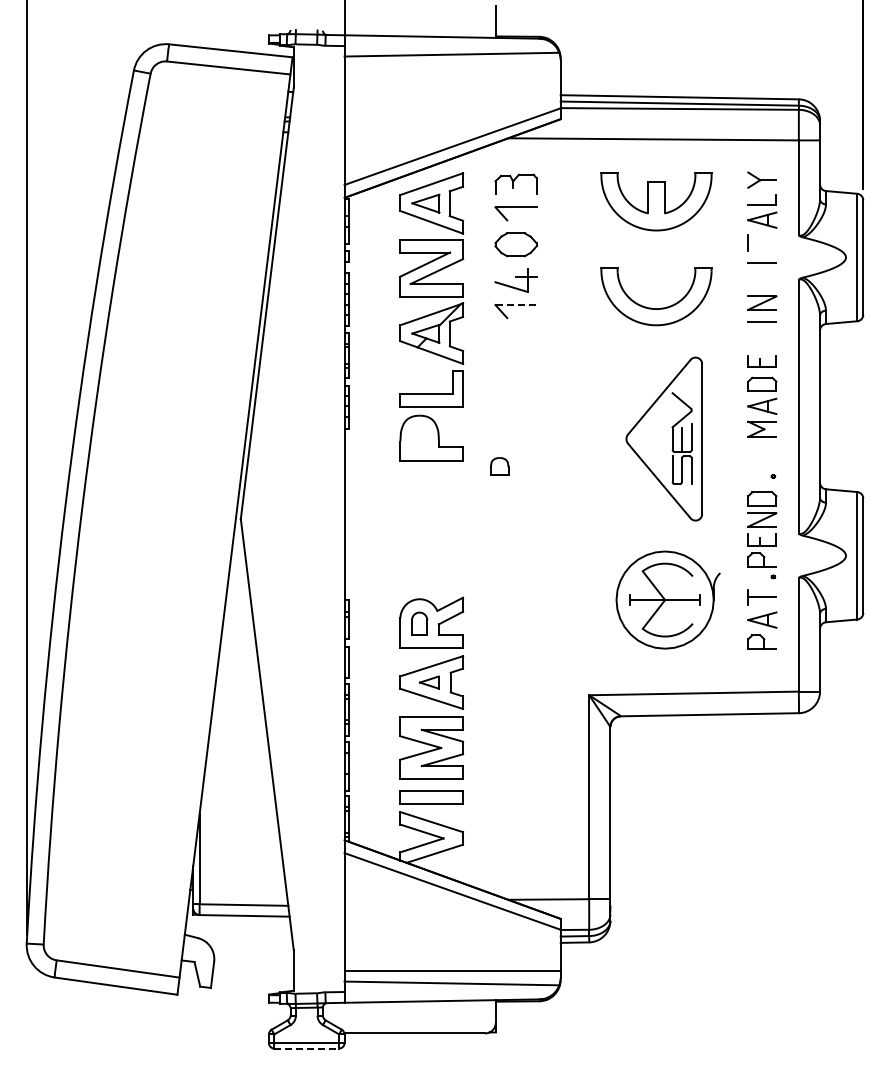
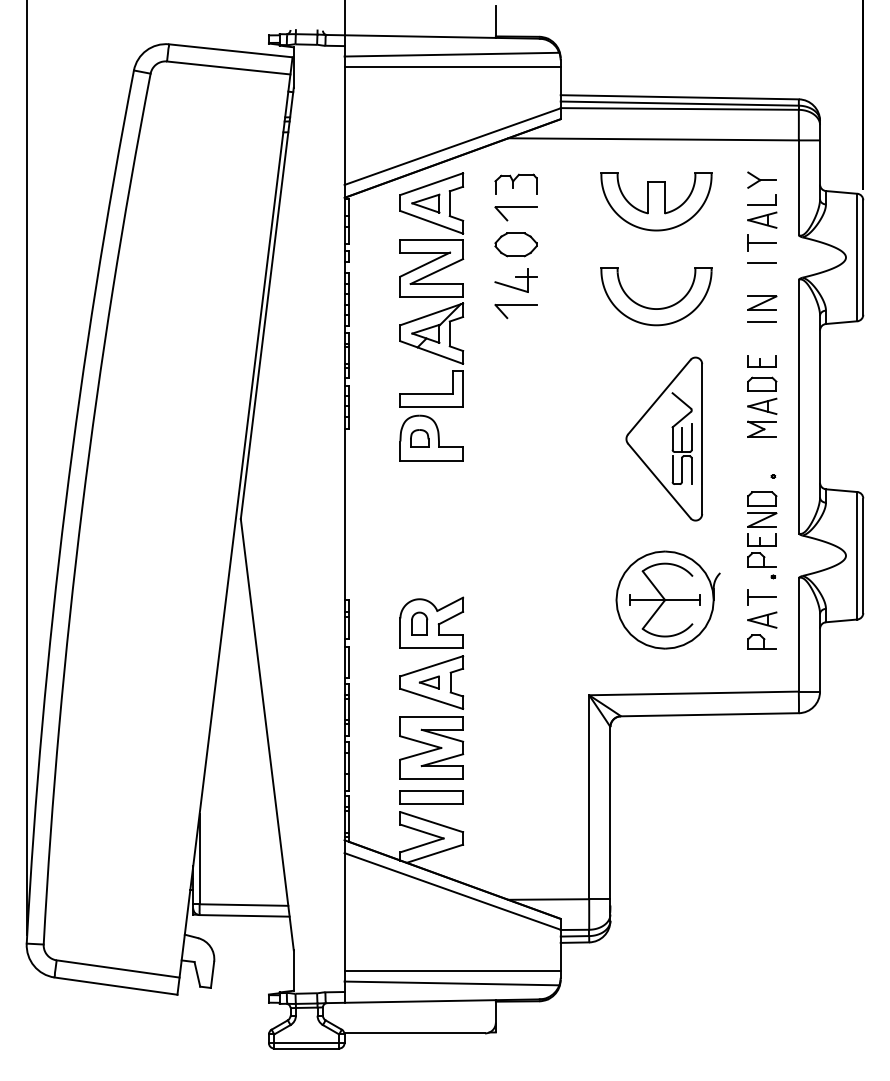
line: none -> present (452, 67)
line: none -> present (762, 243)
line: dashed -> solid (516, 305)
part position: (499, 466) -> (419, 438) (419, 438)
line: dashed -> solid (307, 1048)
